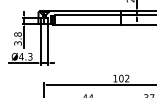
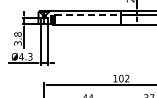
line: solid -> dashed (88, 15)
